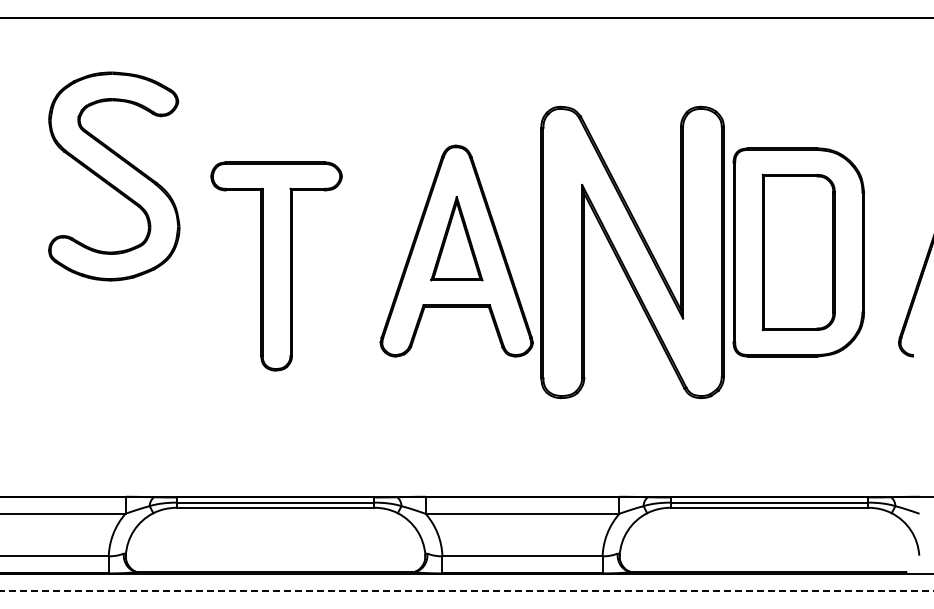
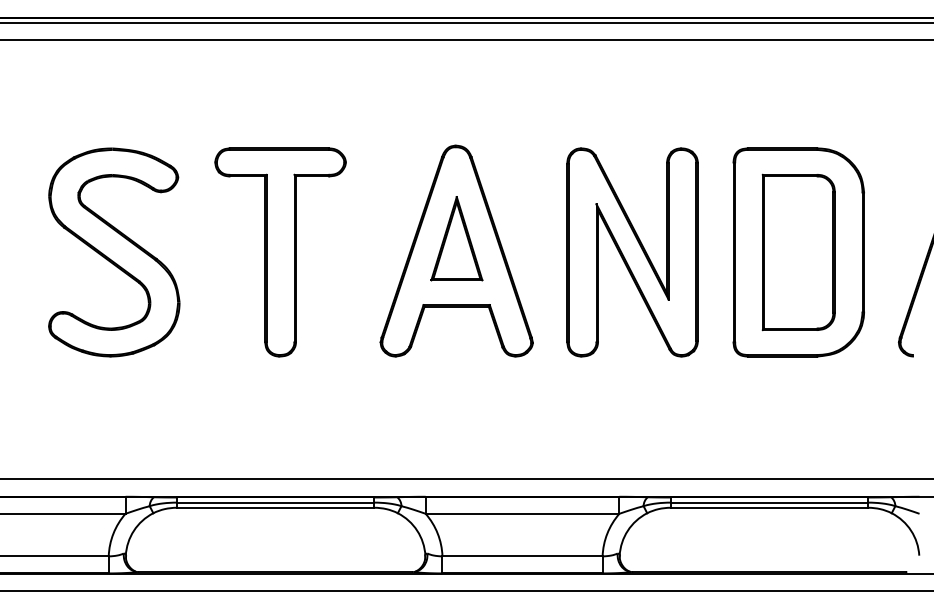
line: none -> present (466, 22)
line: none -> present (466, 39)
part position: (114, 176) -> (114, 252) (114, 252)
part size: 185x295 px -> 133x211 px (632, 252)
part position: (276, 266) -> (280, 252) (280, 252)
line: none -> present (466, 479)
line: dashed -> solid (466, 590)
